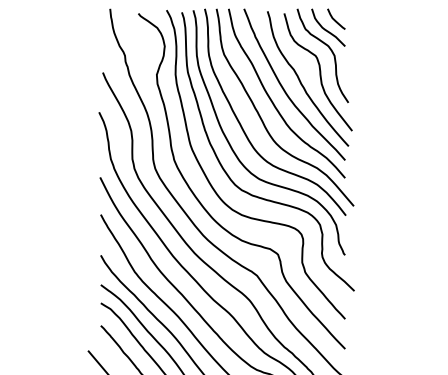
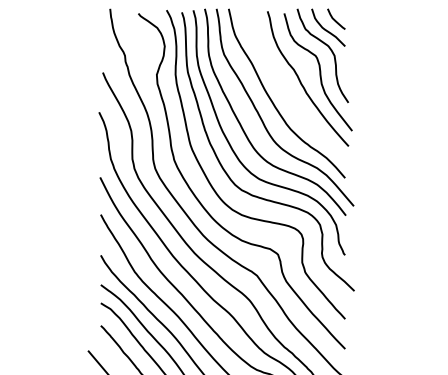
curve: present -> none (284, 88)
